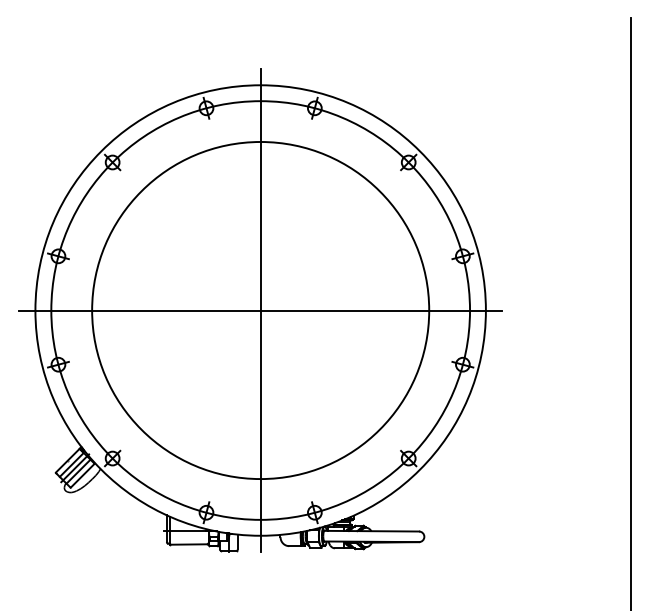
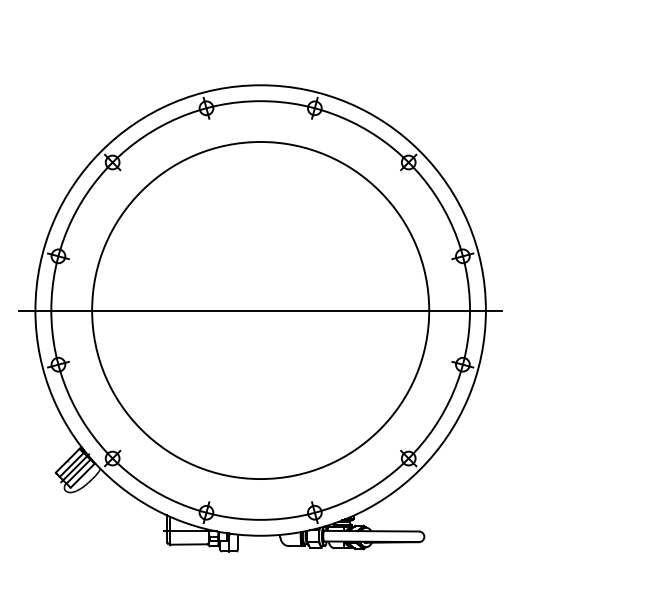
line: present -> none (260, 310)
line: present -> none (630, 312)
